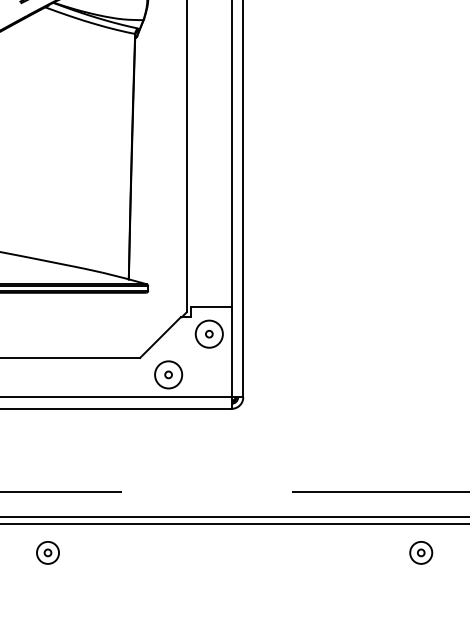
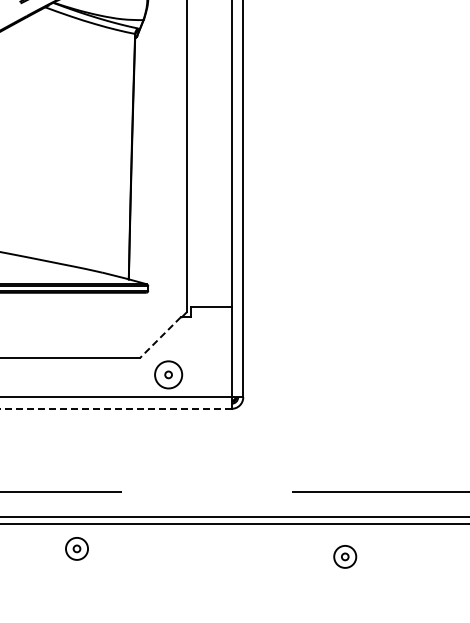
part: present -> none (208, 333)
line: solid -> dashed (160, 337)
line: solid -> dashed (115, 408)
part position: (47, 552) -> (76, 548) (76, 548)
part position: (421, 552) -> (345, 556) (345, 556)
